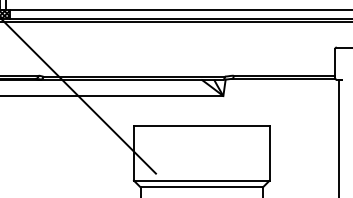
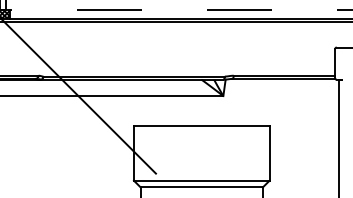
line: solid -> dashed (176, 10)
